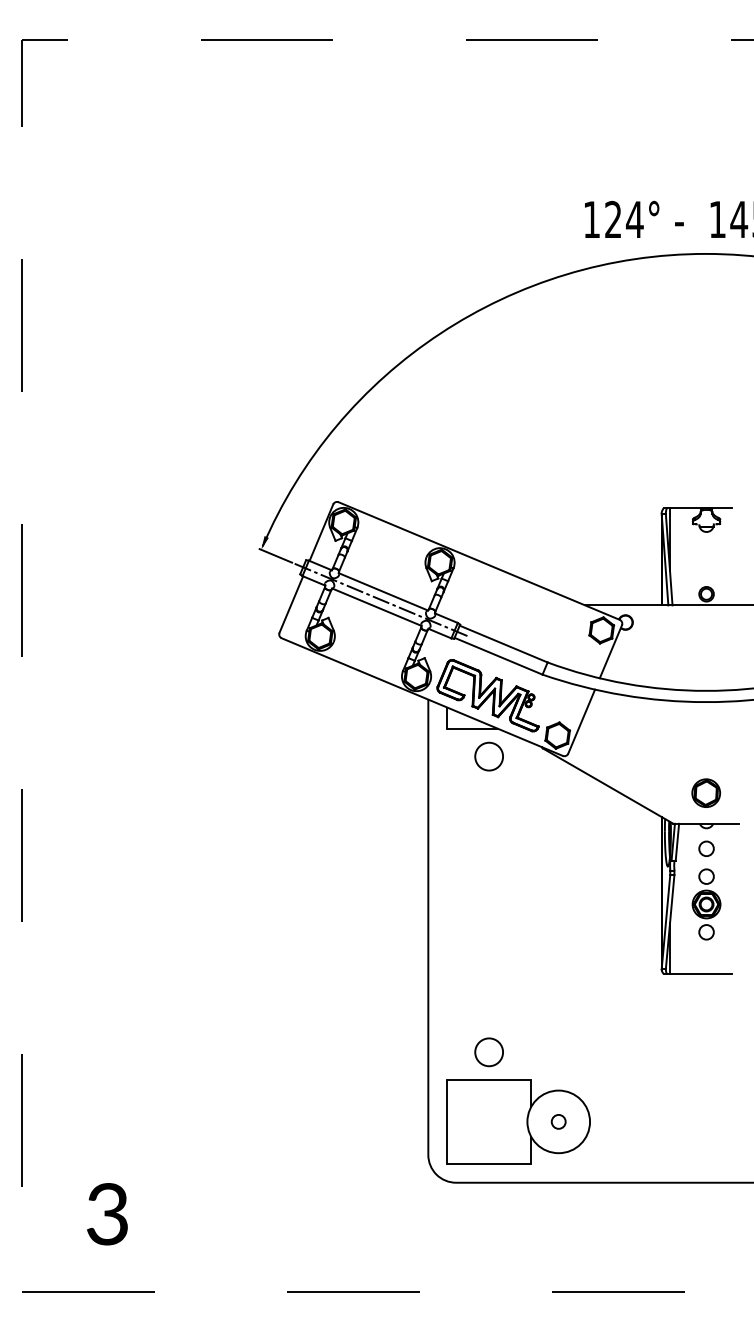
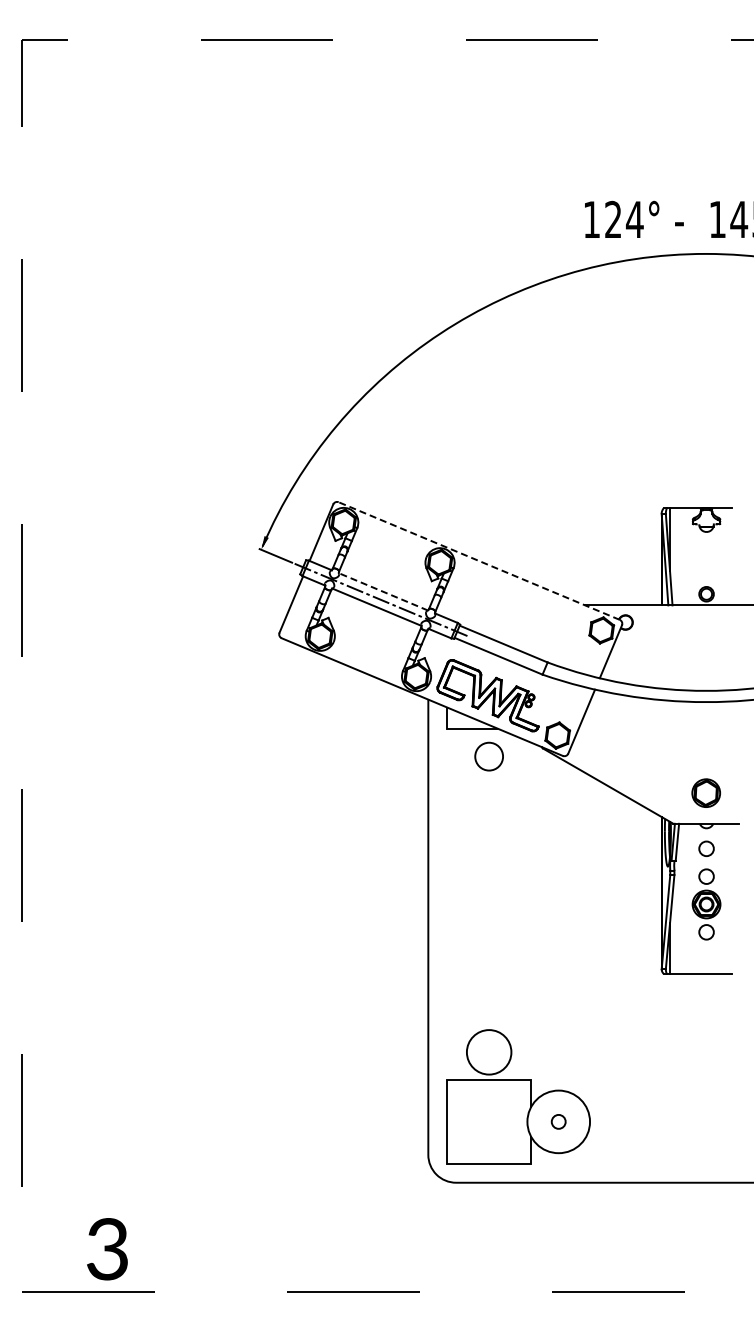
line: solid -> dashed (478, 560)
line: solid -> dashed (383, 591)
circle diameter: 28 px -> 45 px (488, 1052)
text position: (107, 1214) -> (107, 1249) (107, 1249)
